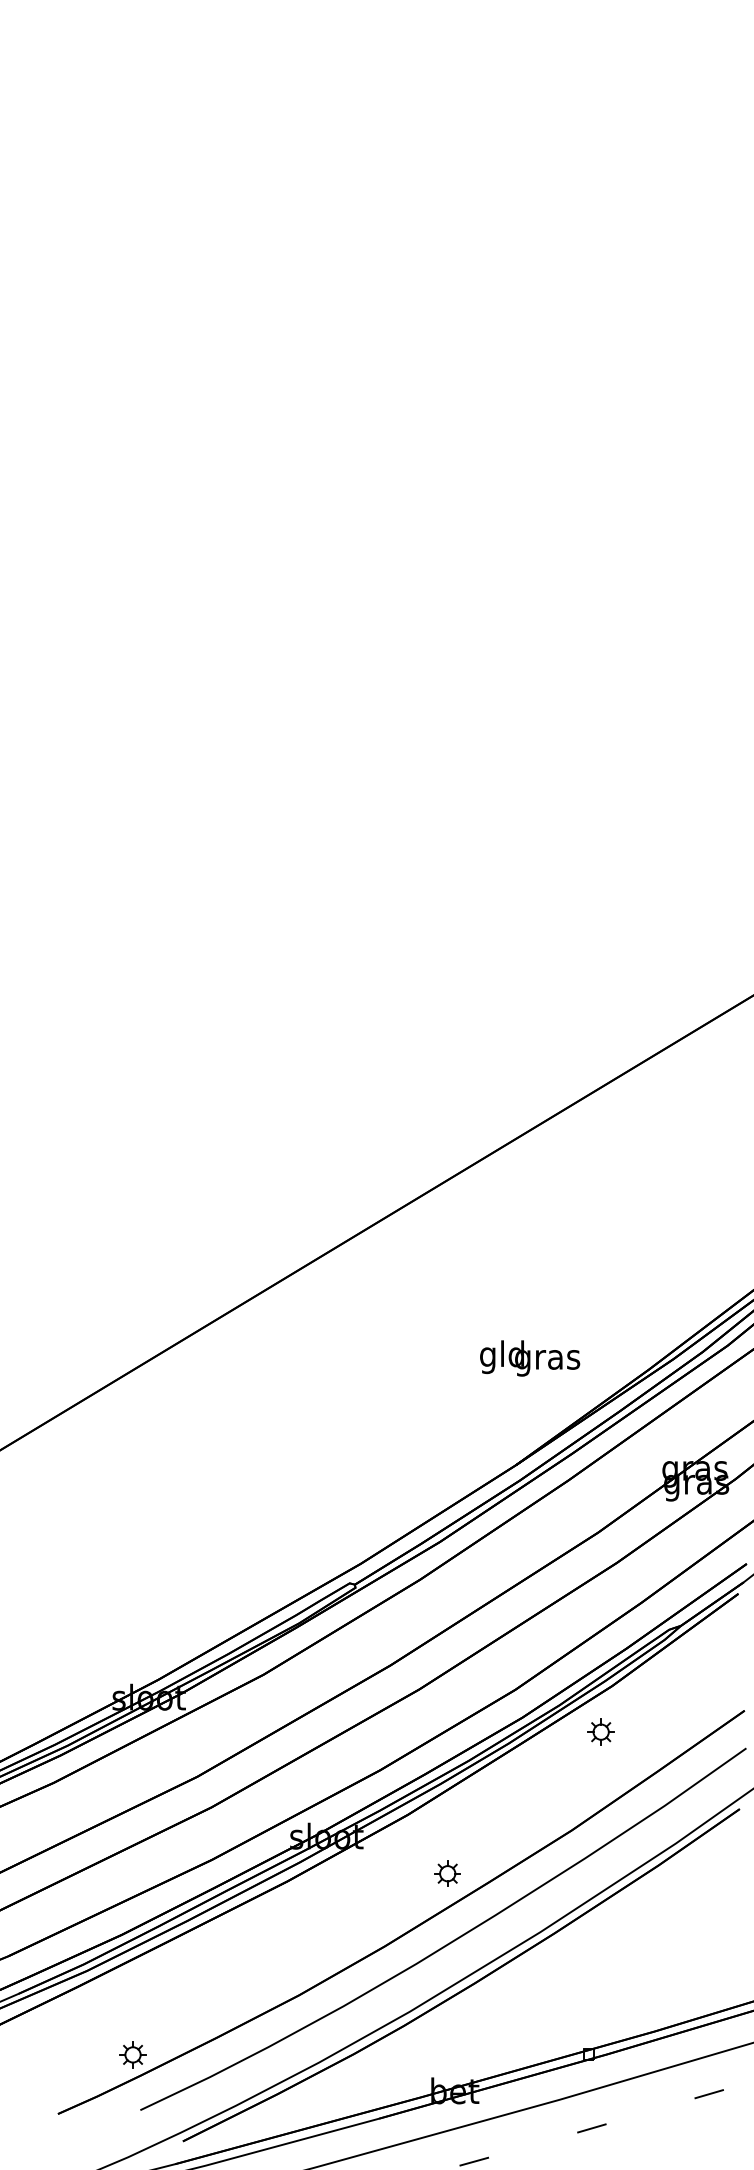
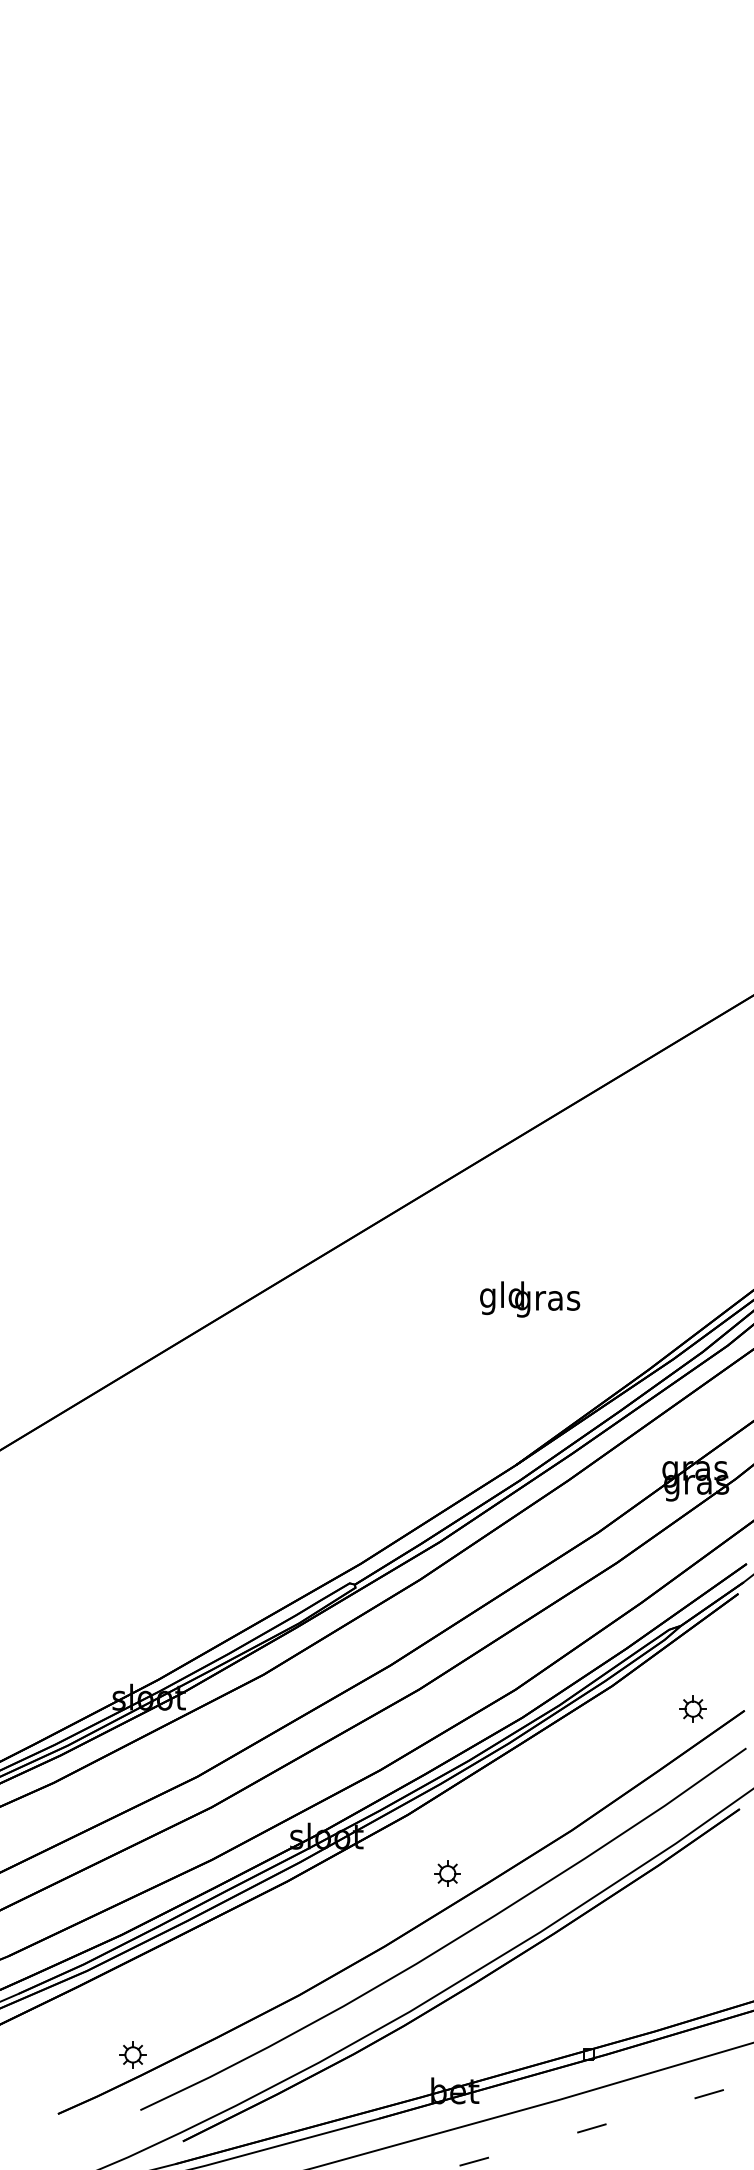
text position: (530, 1358) -> (530, 1299) (530, 1299)
part position: (600, 1731) -> (692, 1708) (692, 1708)
